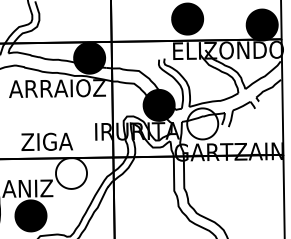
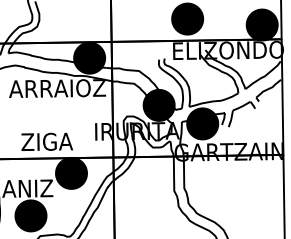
fill: none -> present (202, 123)
fill: none -> present (71, 172)
